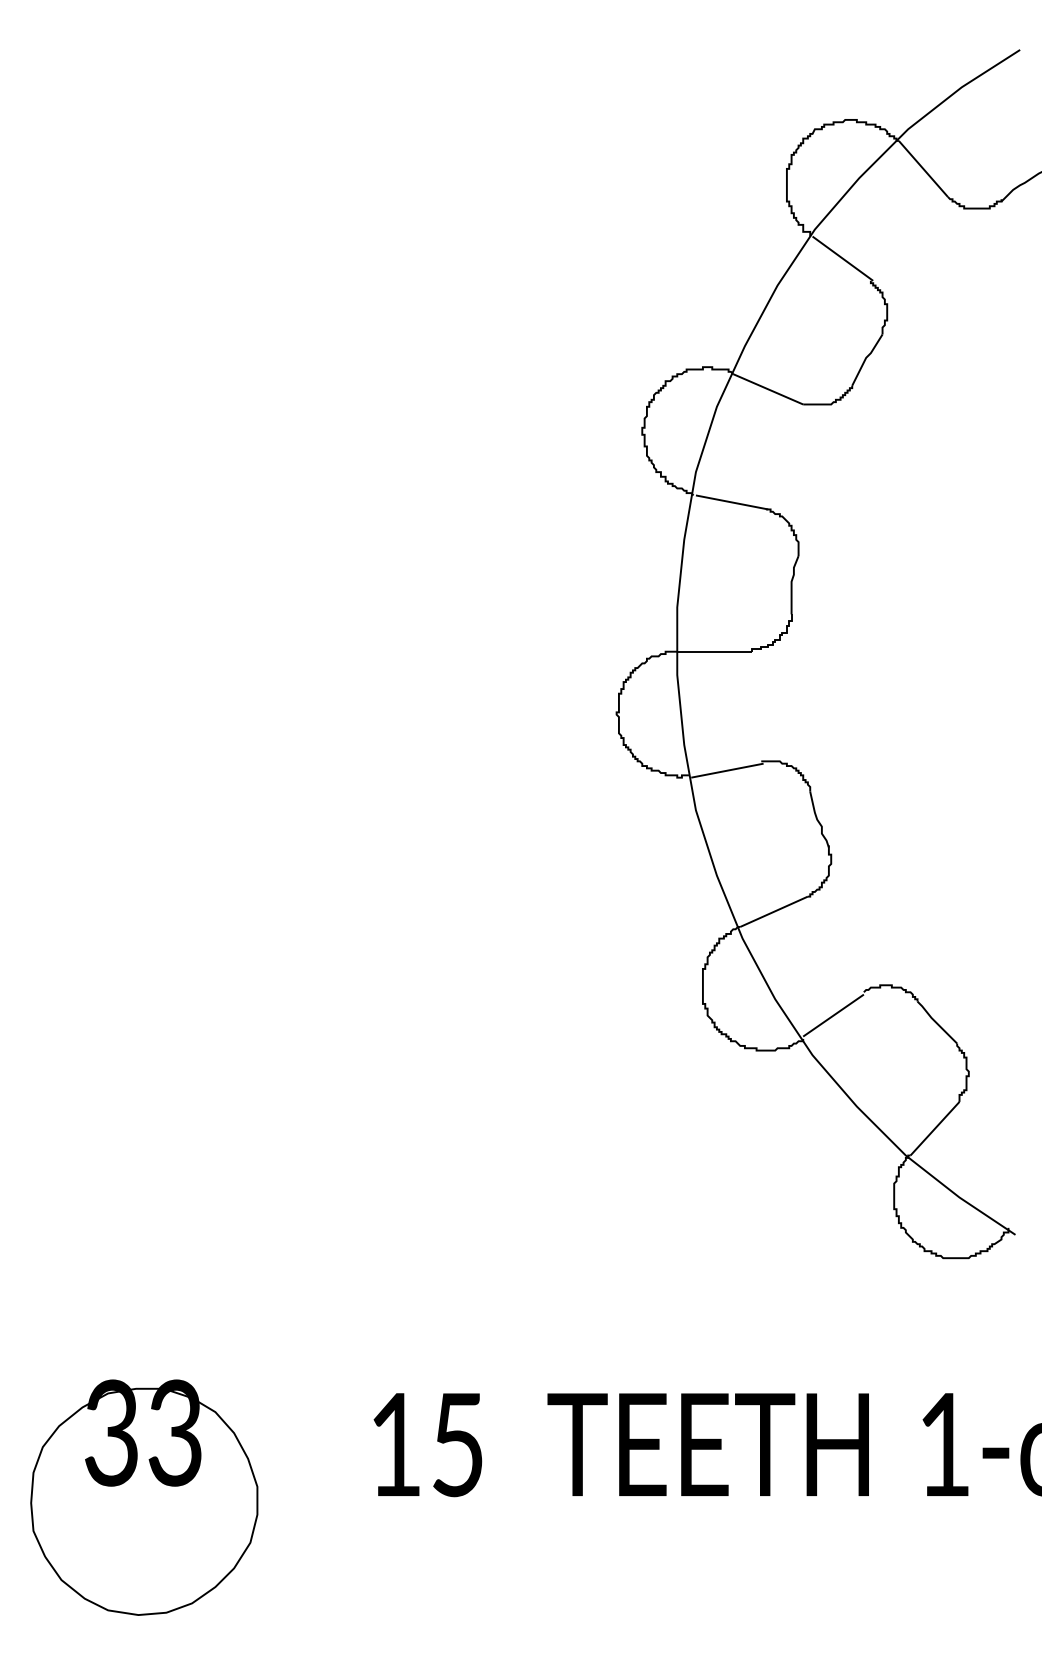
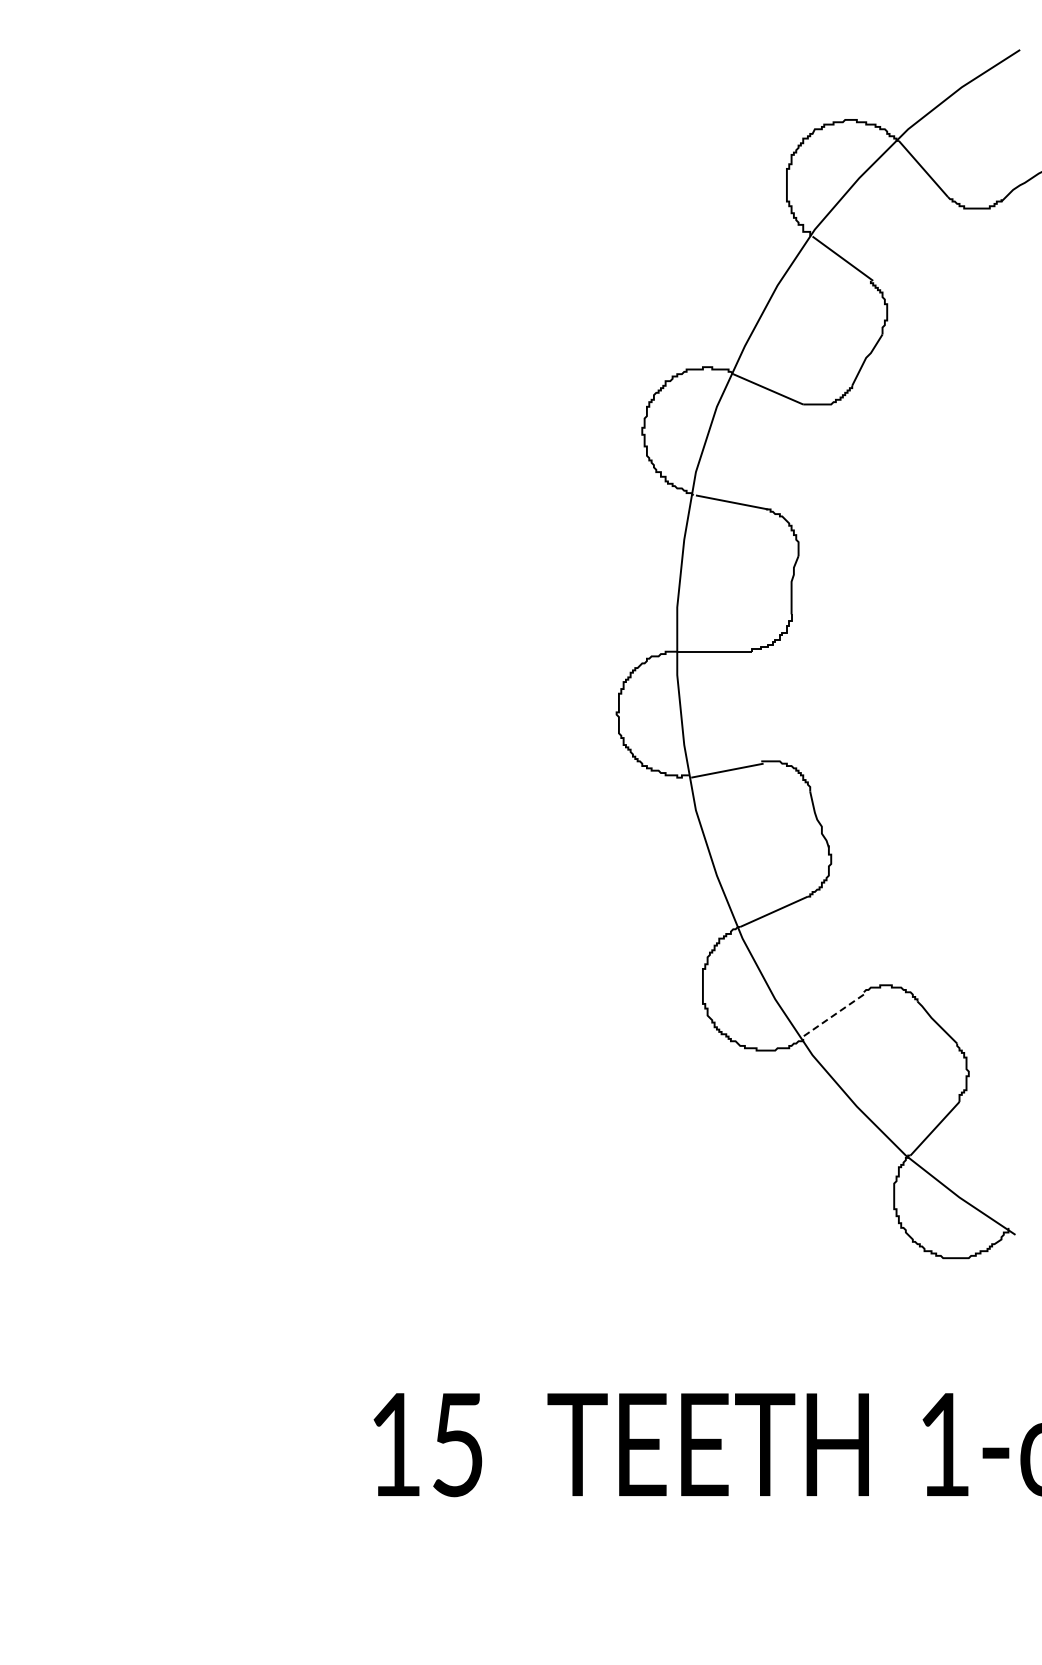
line: solid -> dashed (833, 1015)
part: present -> none (144, 1497)
